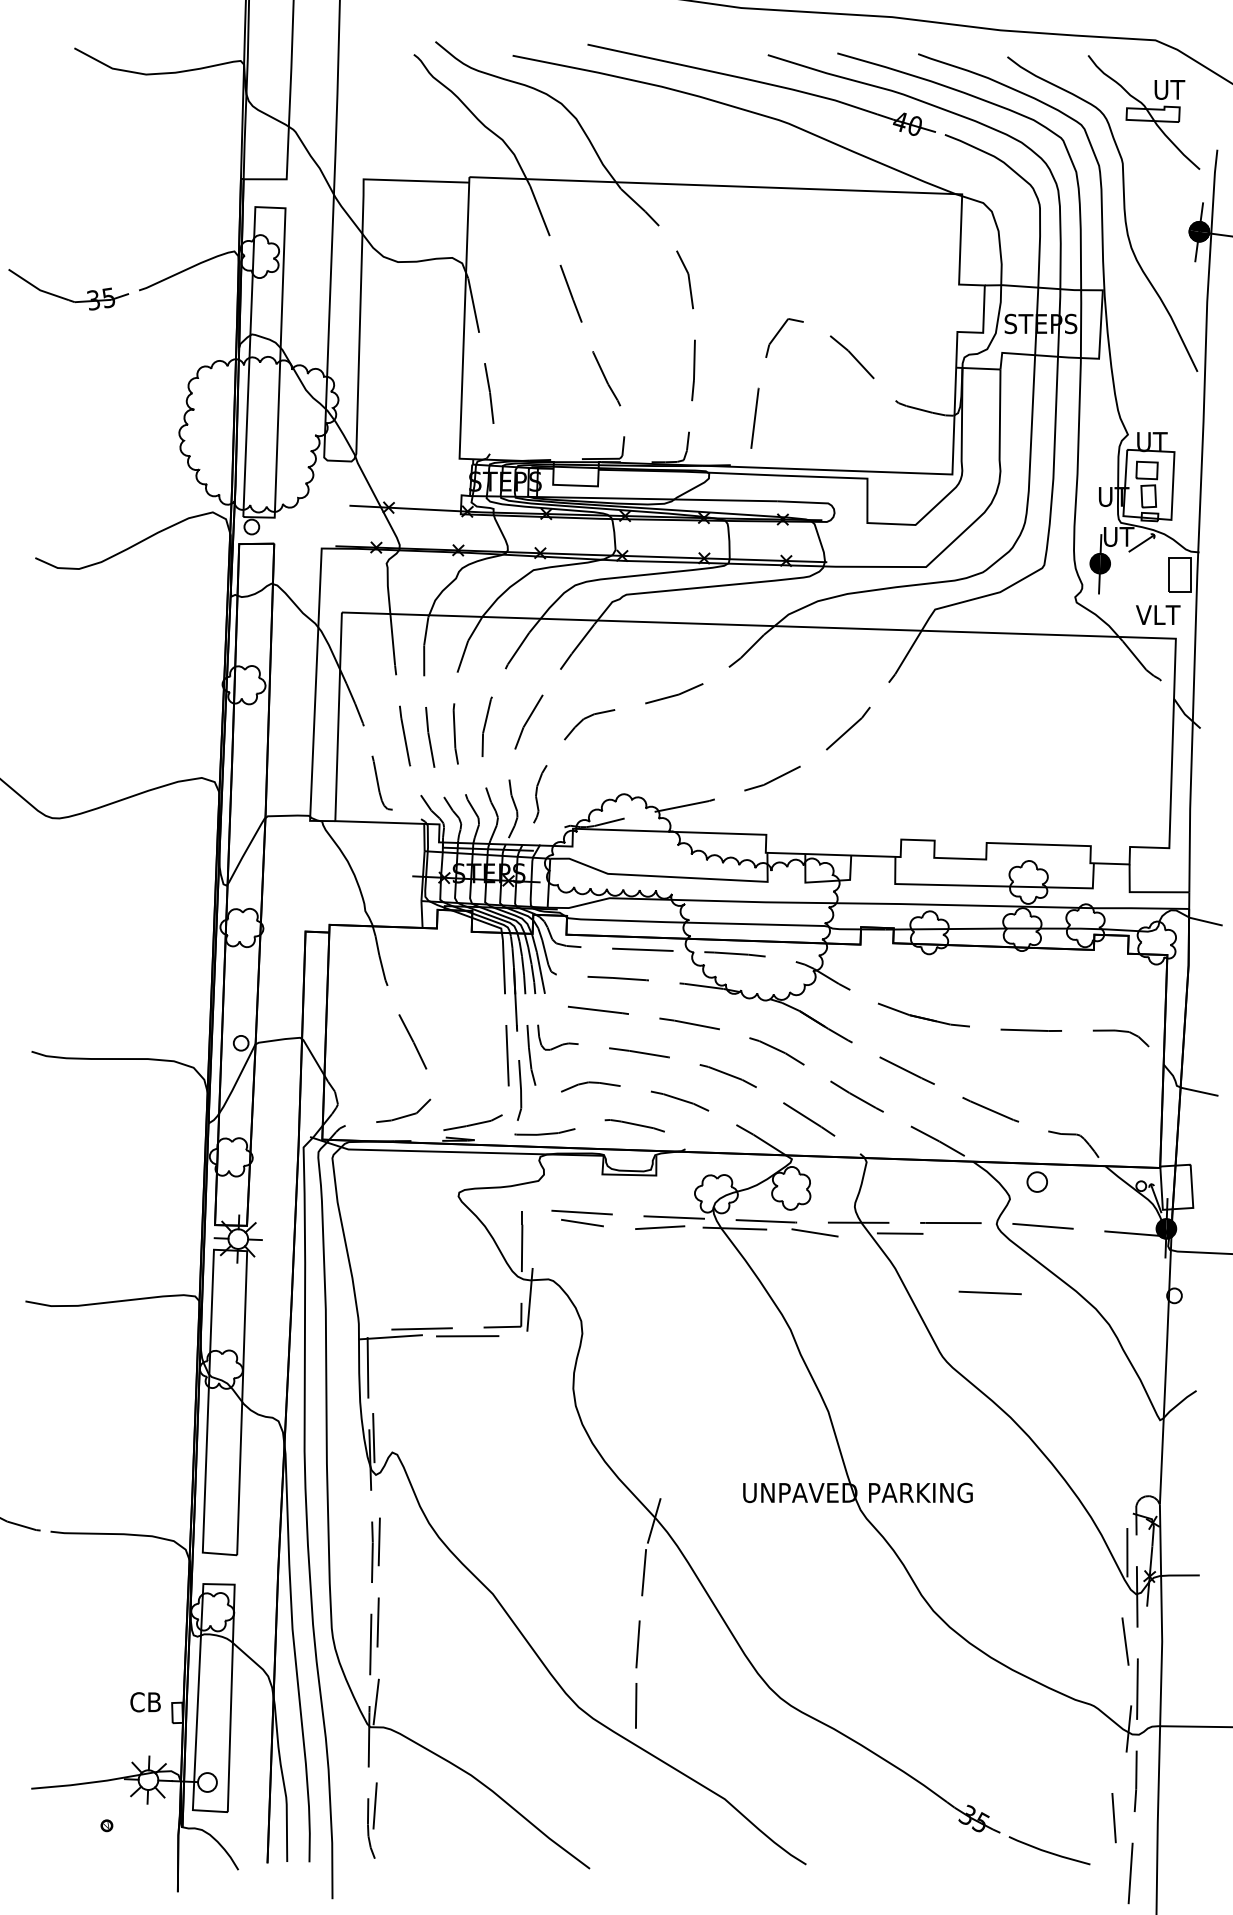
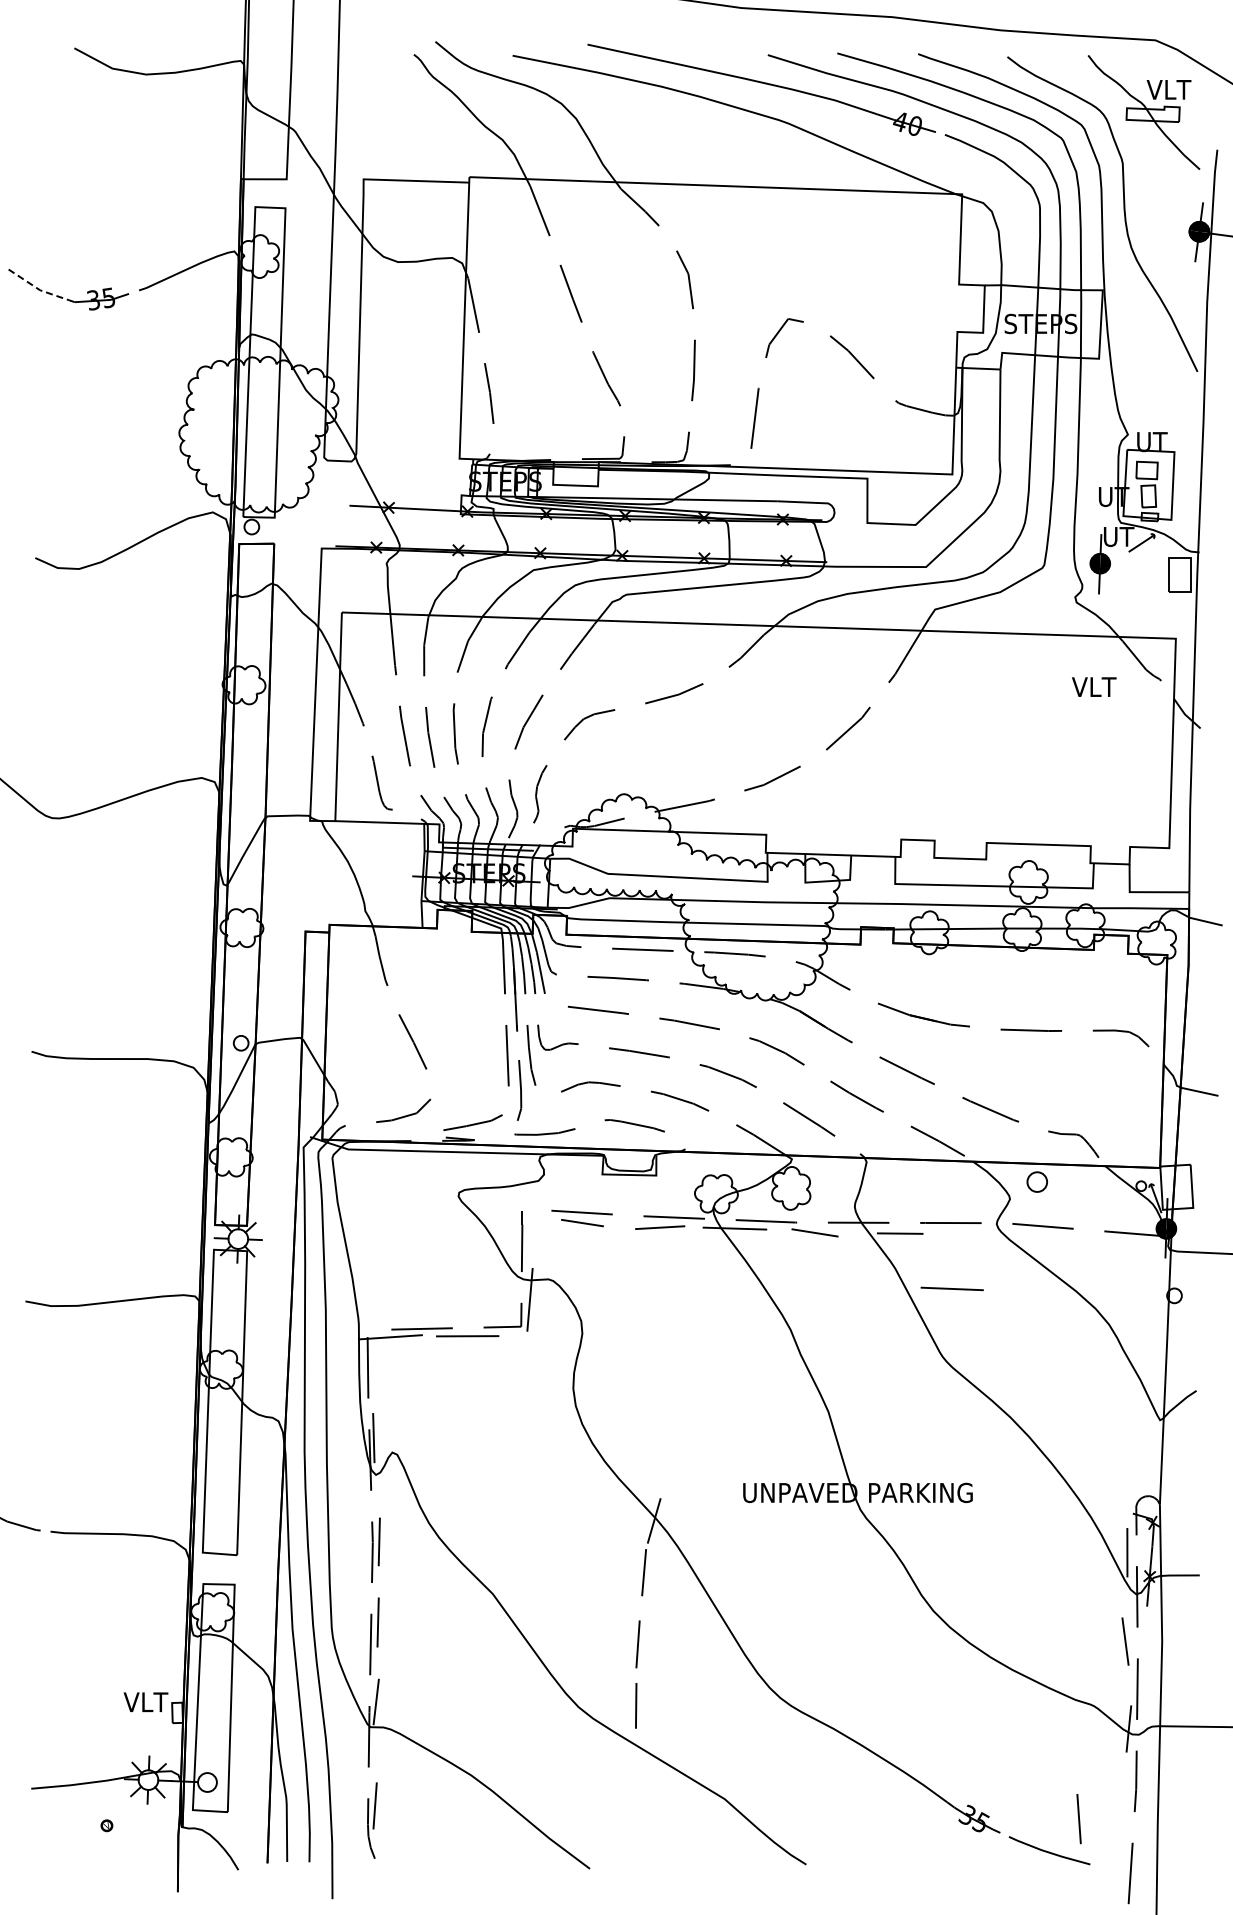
text: UT -> VLT (1168, 89)
line: solid -> dashed (37, 288)
text position: (1158, 614) -> (1094, 686) (1094, 686)
line position: (989, 1292) -> (951, 1288) (951, 1288)
text: CB -> VLT (145, 1702)
line position: (1113, 1818) -> (1078, 1819) (1078, 1819)
